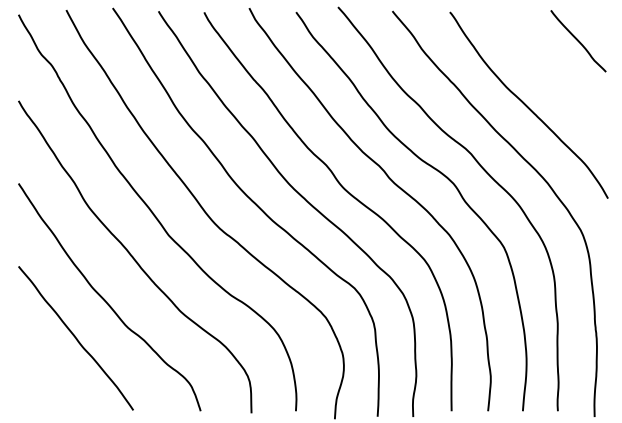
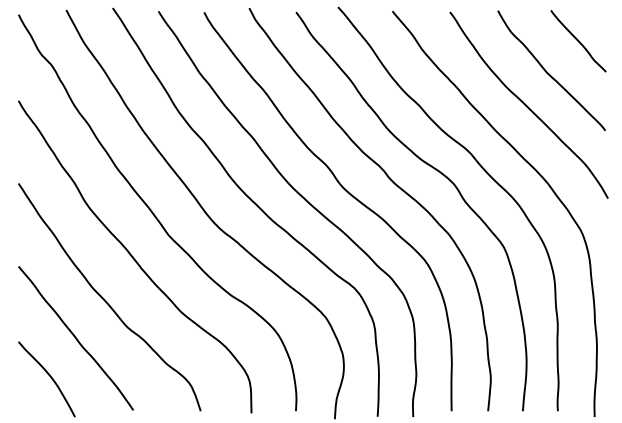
curve: none -> present (548, 72)
curve: none -> present (50, 378)
